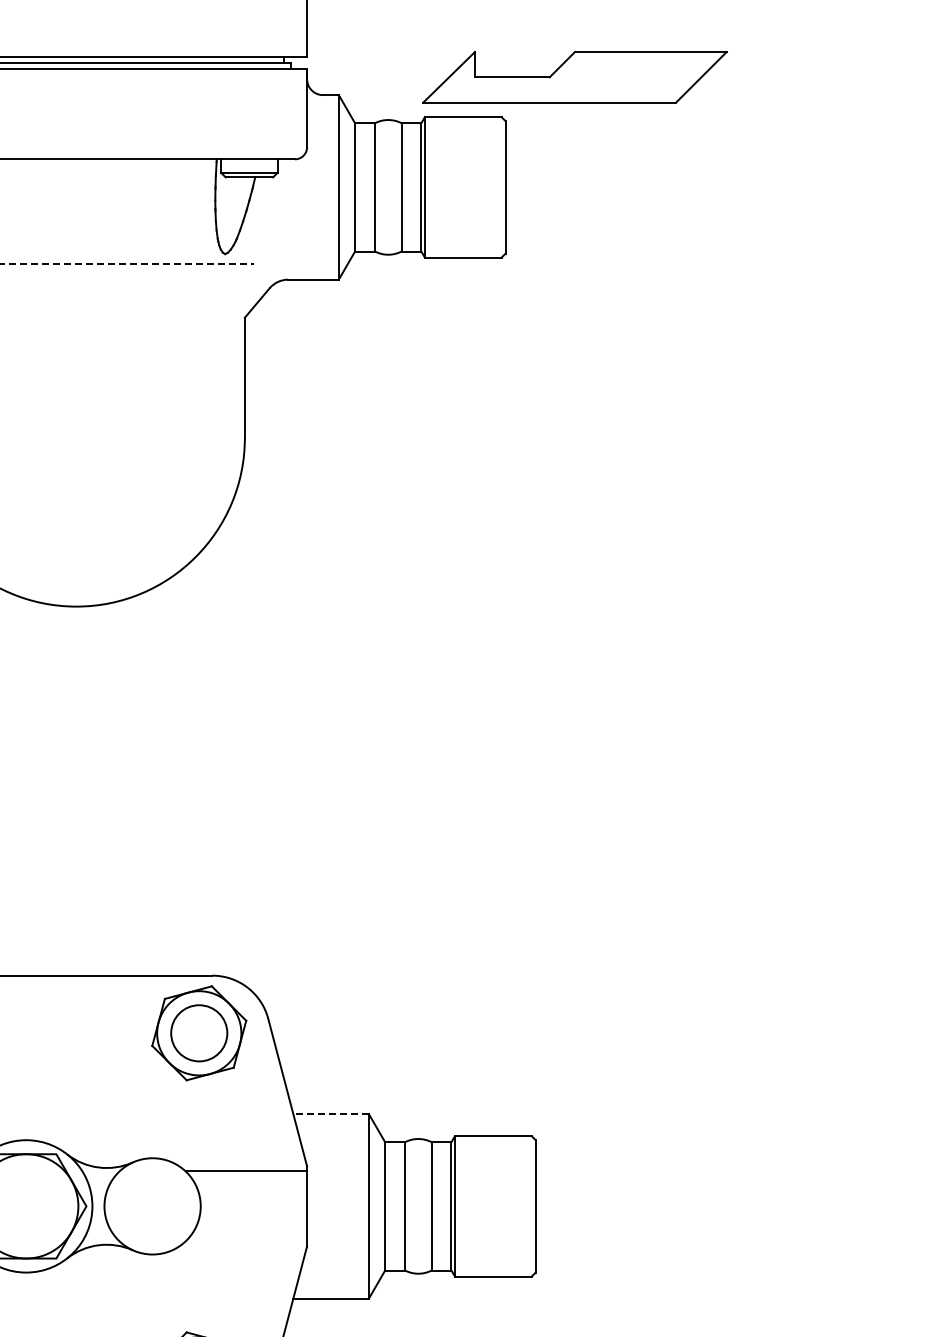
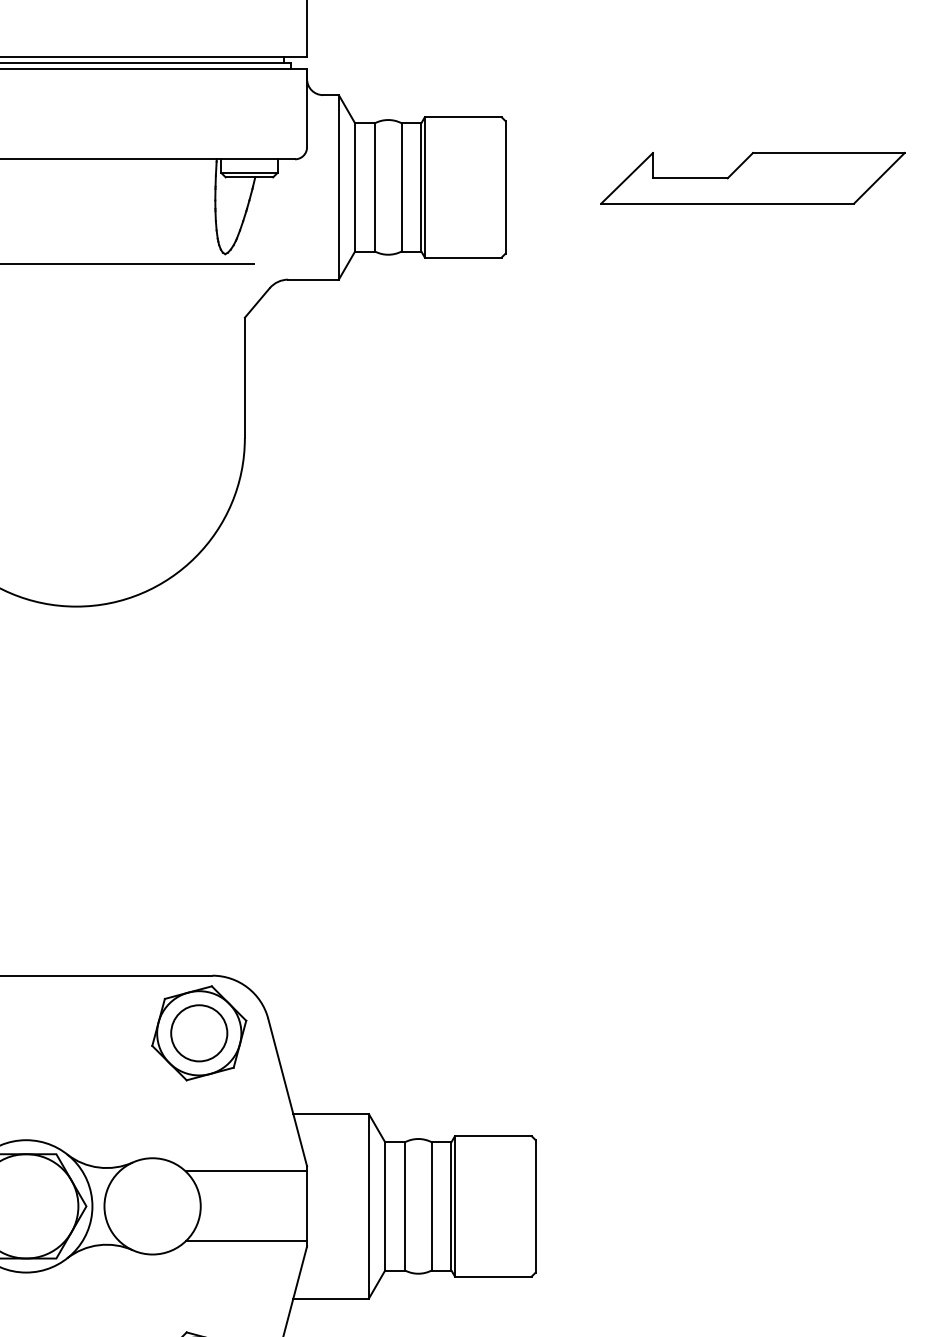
part position: (574, 77) -> (752, 178) (752, 178)
line: dashed -> solid (127, 263)
line: dashed -> solid (331, 1114)
line: none -> present (246, 1241)
